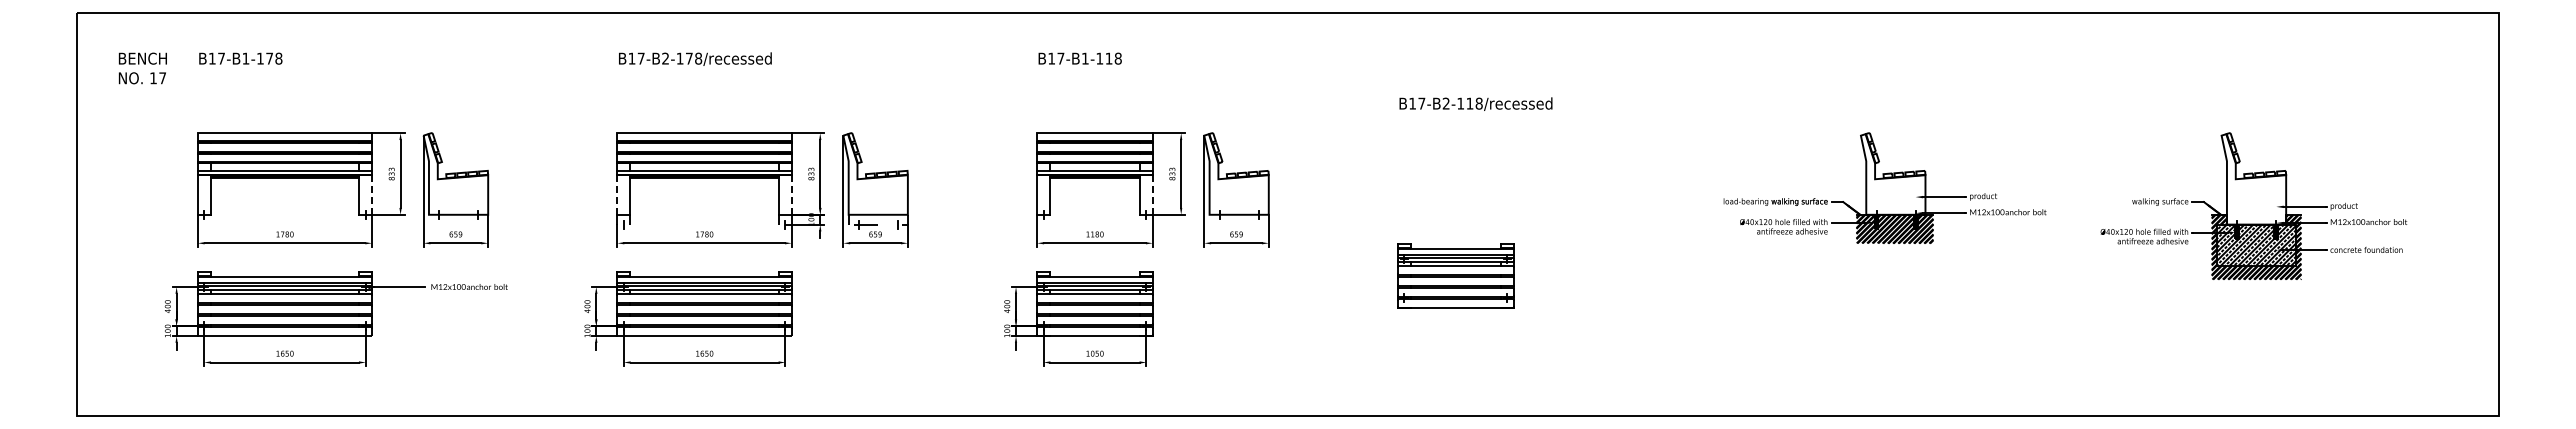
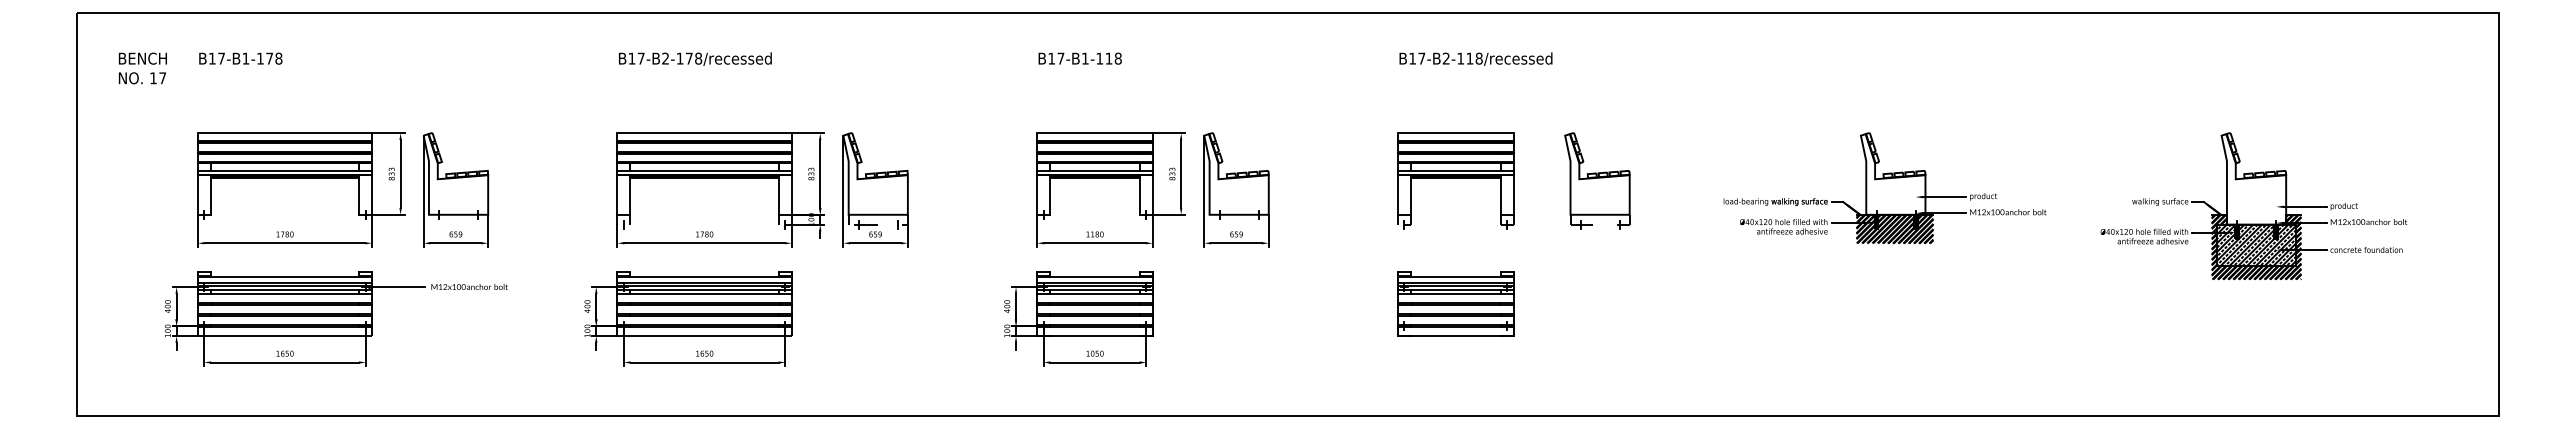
text position: (1475, 103) -> (1475, 58) (1475, 58)
part: none -> present (1455, 180)
part: none -> present (1597, 180)
line: dashed -> solid (372, 195)
line: dashed -> solid (617, 195)
line: dashed -> solid (791, 195)
line: dashed -> solid (1152, 195)
part position: (1455, 275) -> (1455, 303) (1455, 303)
